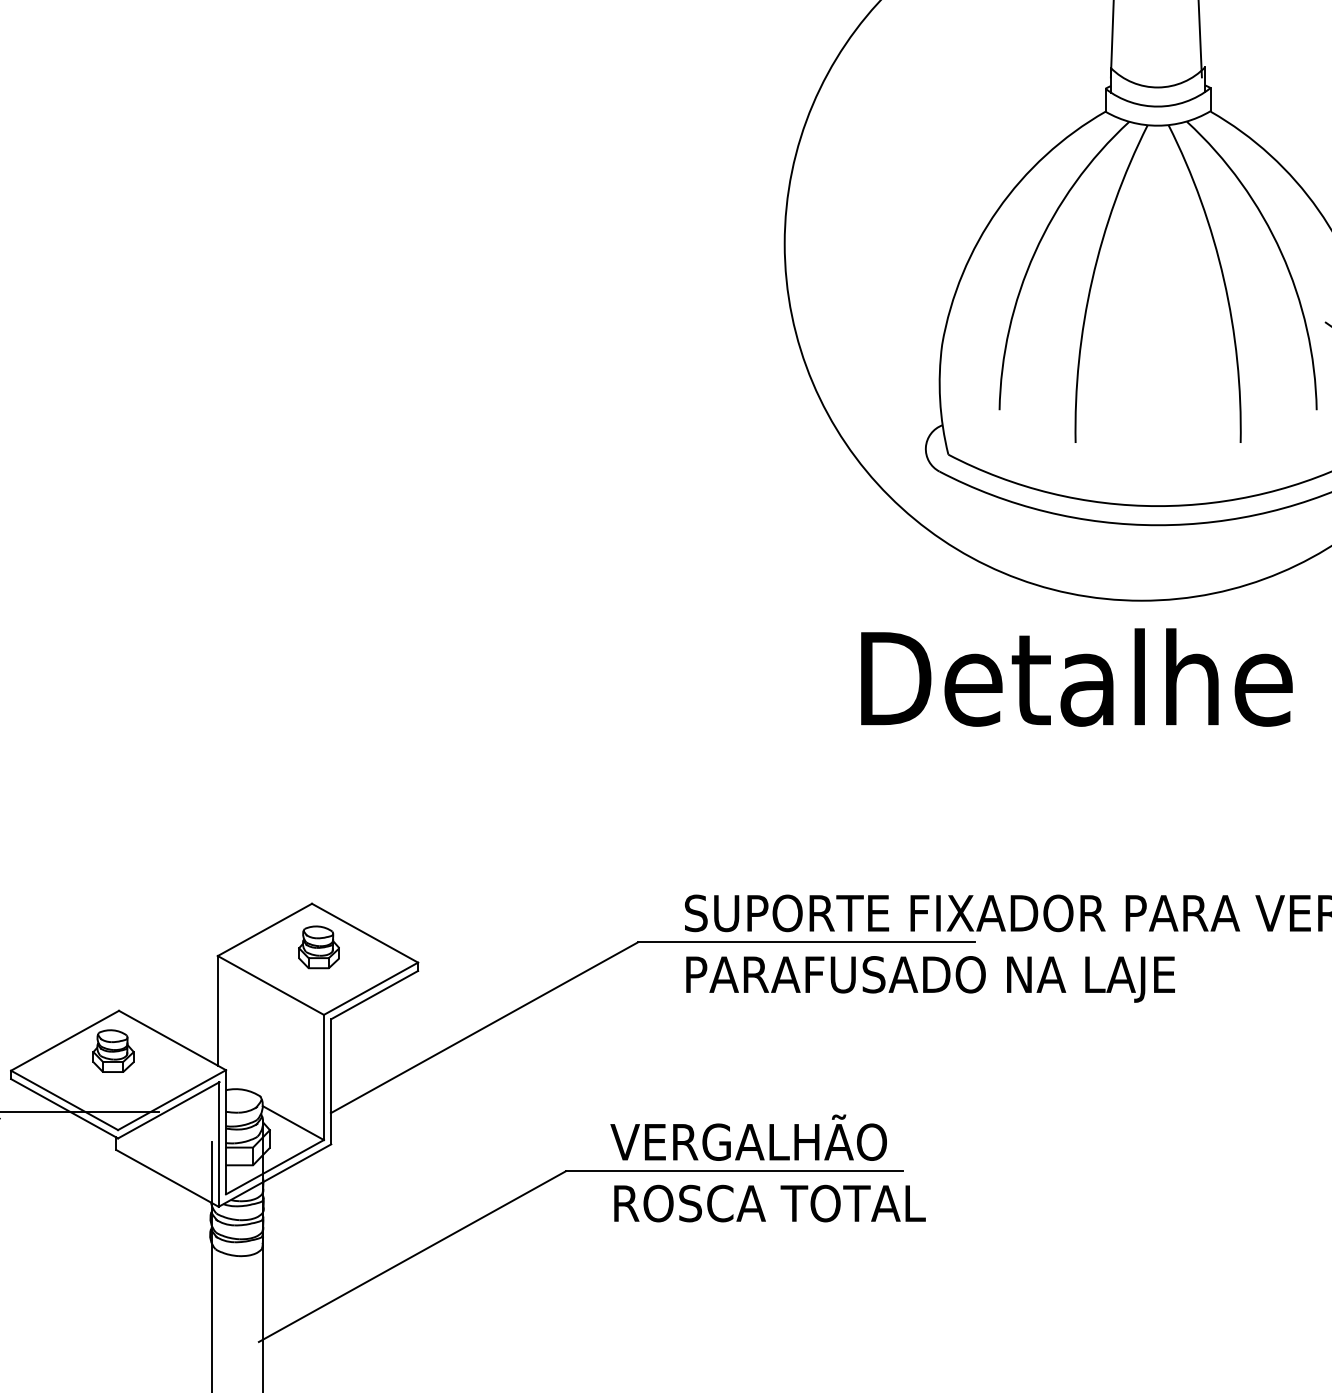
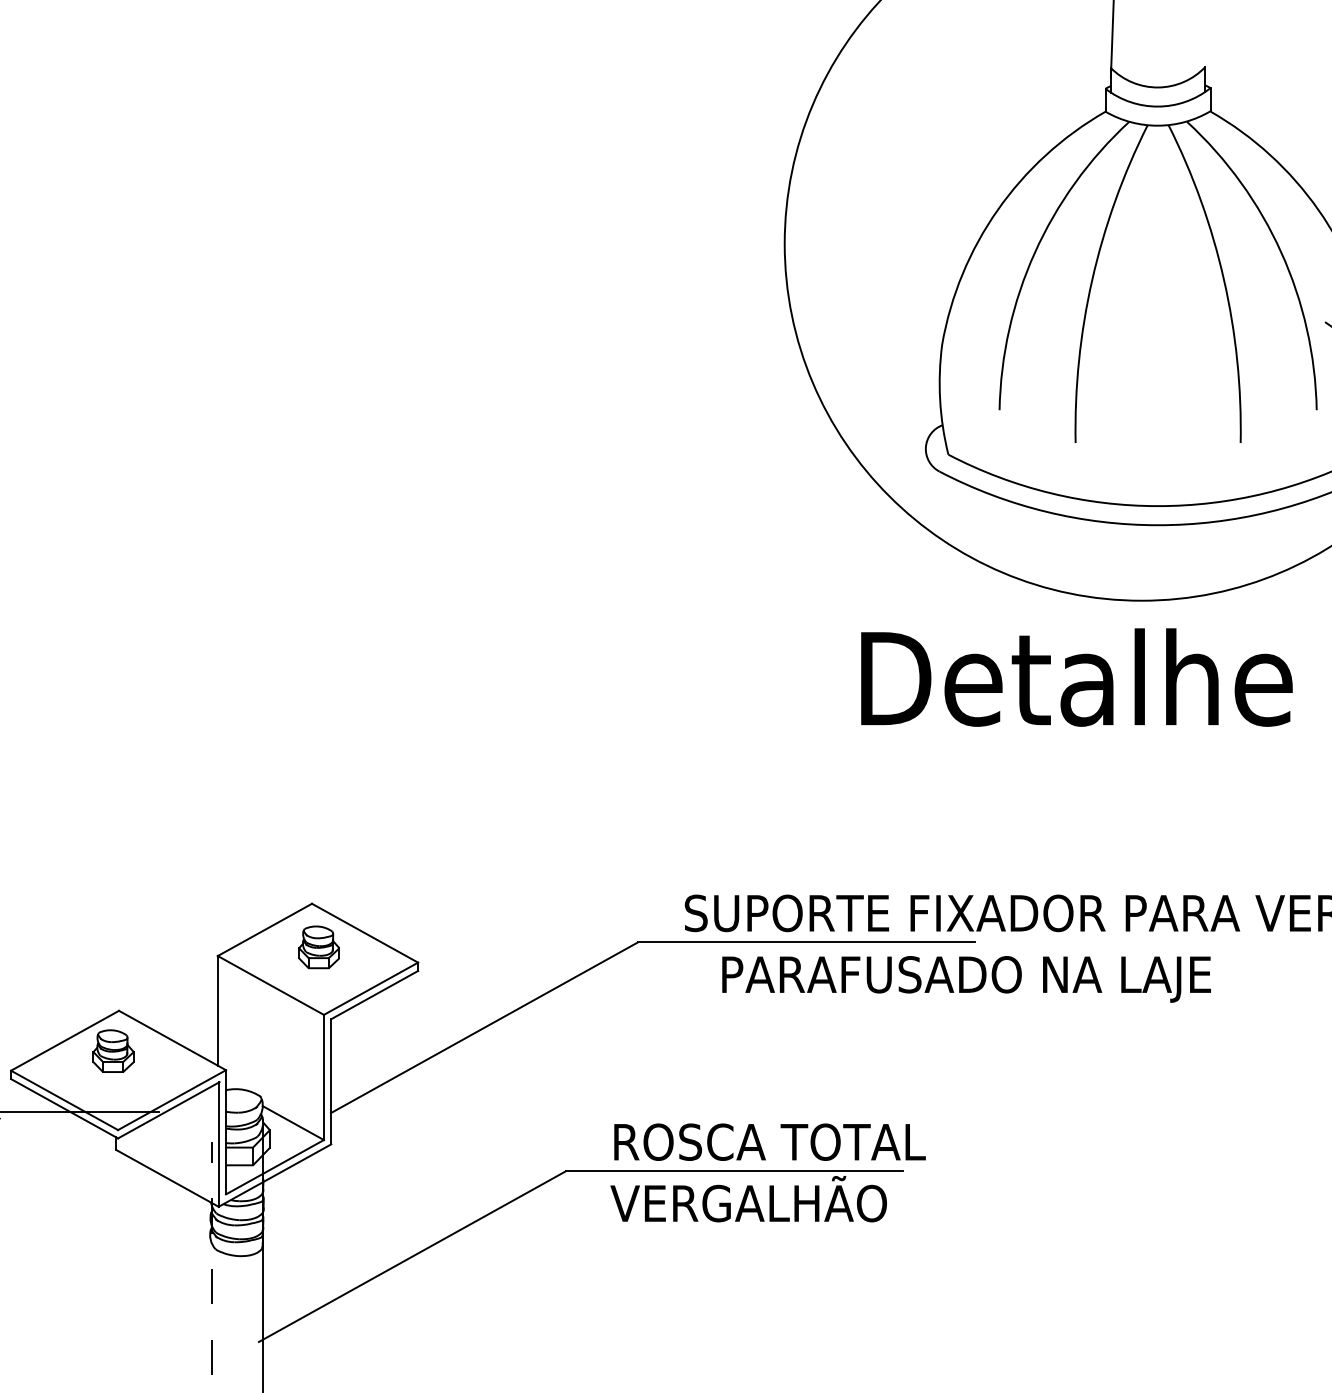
line: present -> none (1199, 39)
text position: (930, 979) -> (966, 979) (966, 979)
text: VERGALHÃO -> ROSCA TOTAL (767, 1137)
text: ROSCA TOTAL -> VERGALHÃO (767, 1199)
line: solid -> dashed (211, 1266)
